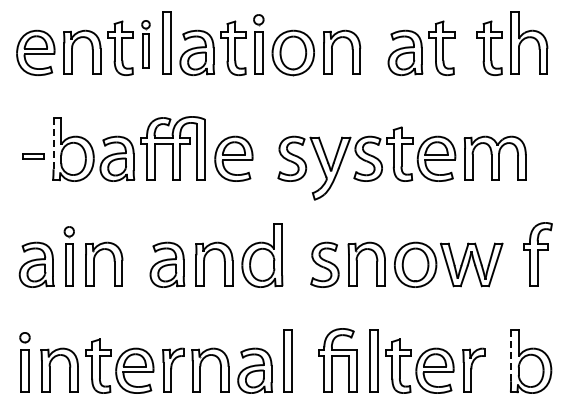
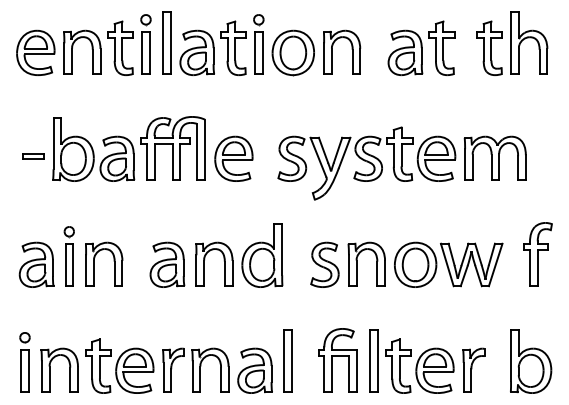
part size: 10x49 px -> 12x61 px (145, 44)
line: dashed -> solid (53, 143)
line: dashed -> solid (511, 355)
